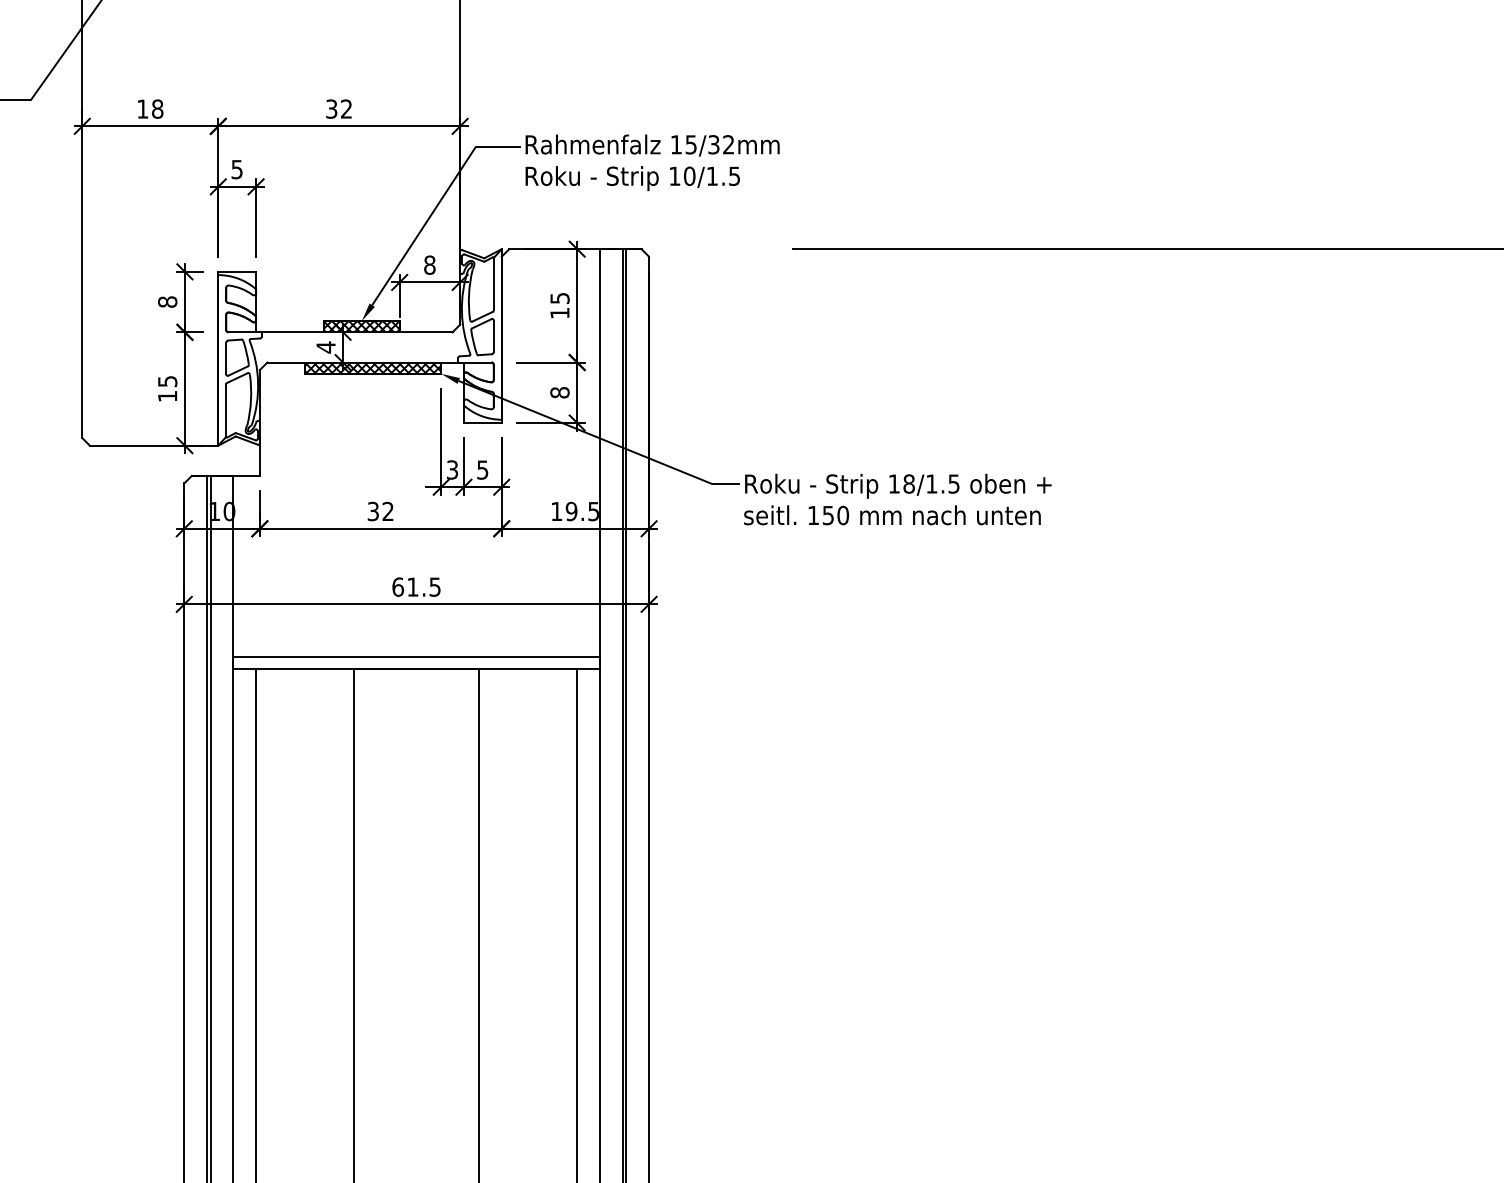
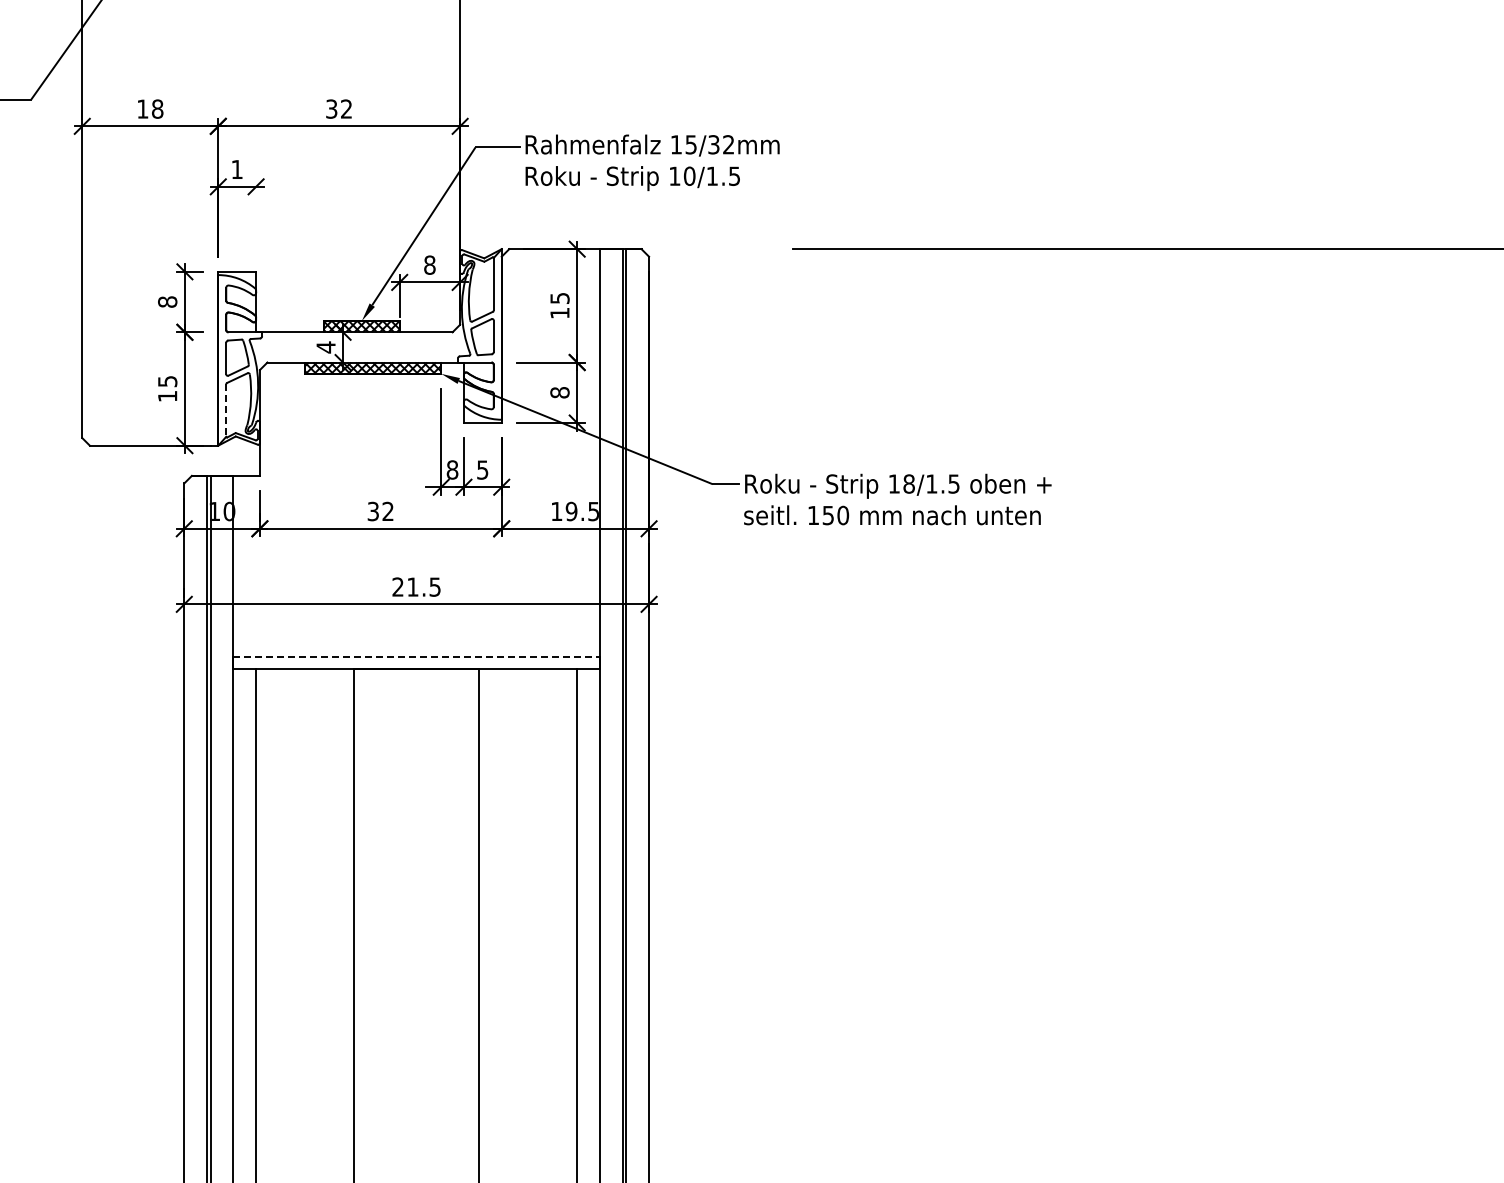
text: 5 -> 1 (236, 169)
line: present -> none (256, 217)
line: solid -> dashed (226, 411)
text: 3 -> 8 (452, 469)
text: 61.5 -> 21.5 (398, 586)
line: solid -> dashed (417, 657)
